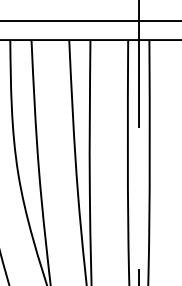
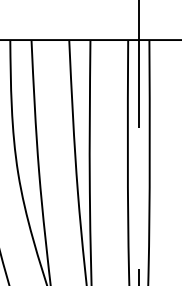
line: present -> none (90, 21)
